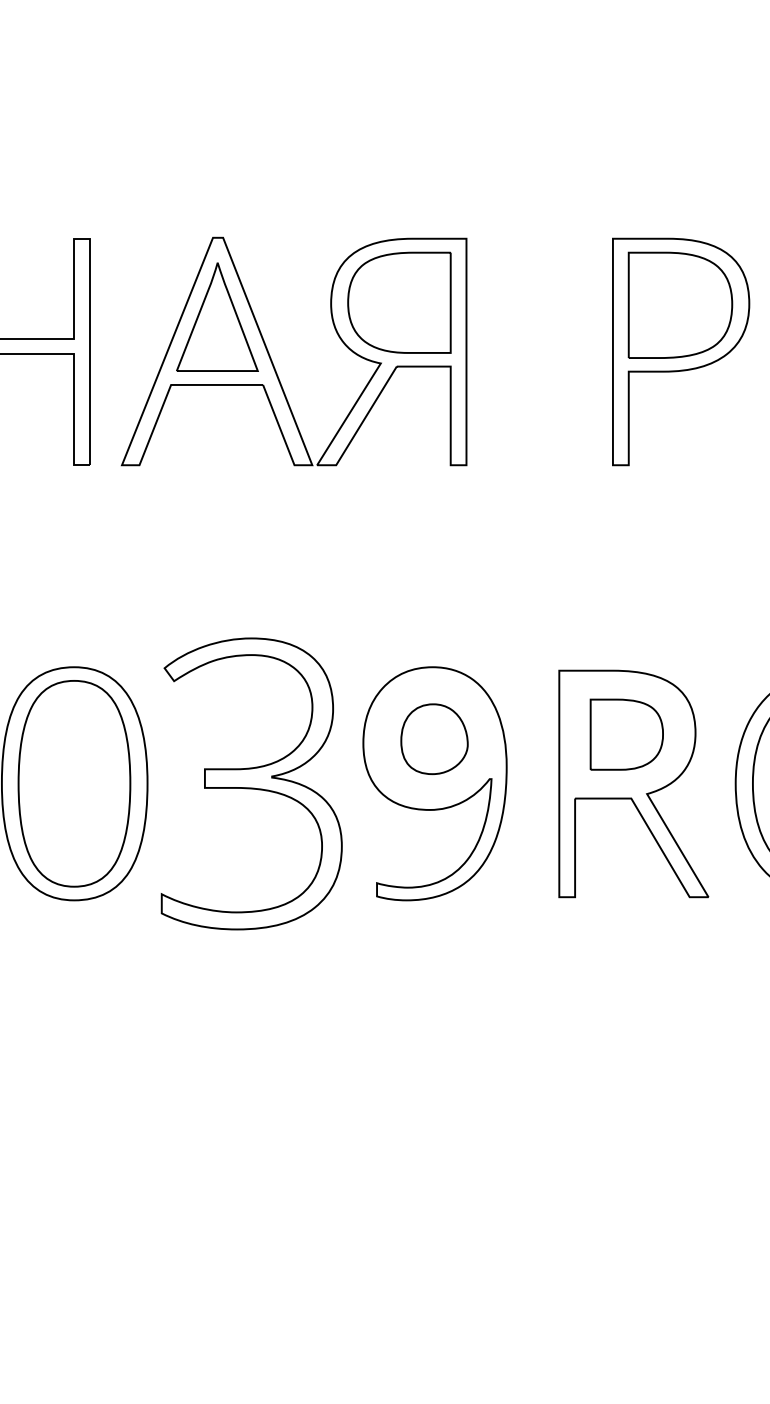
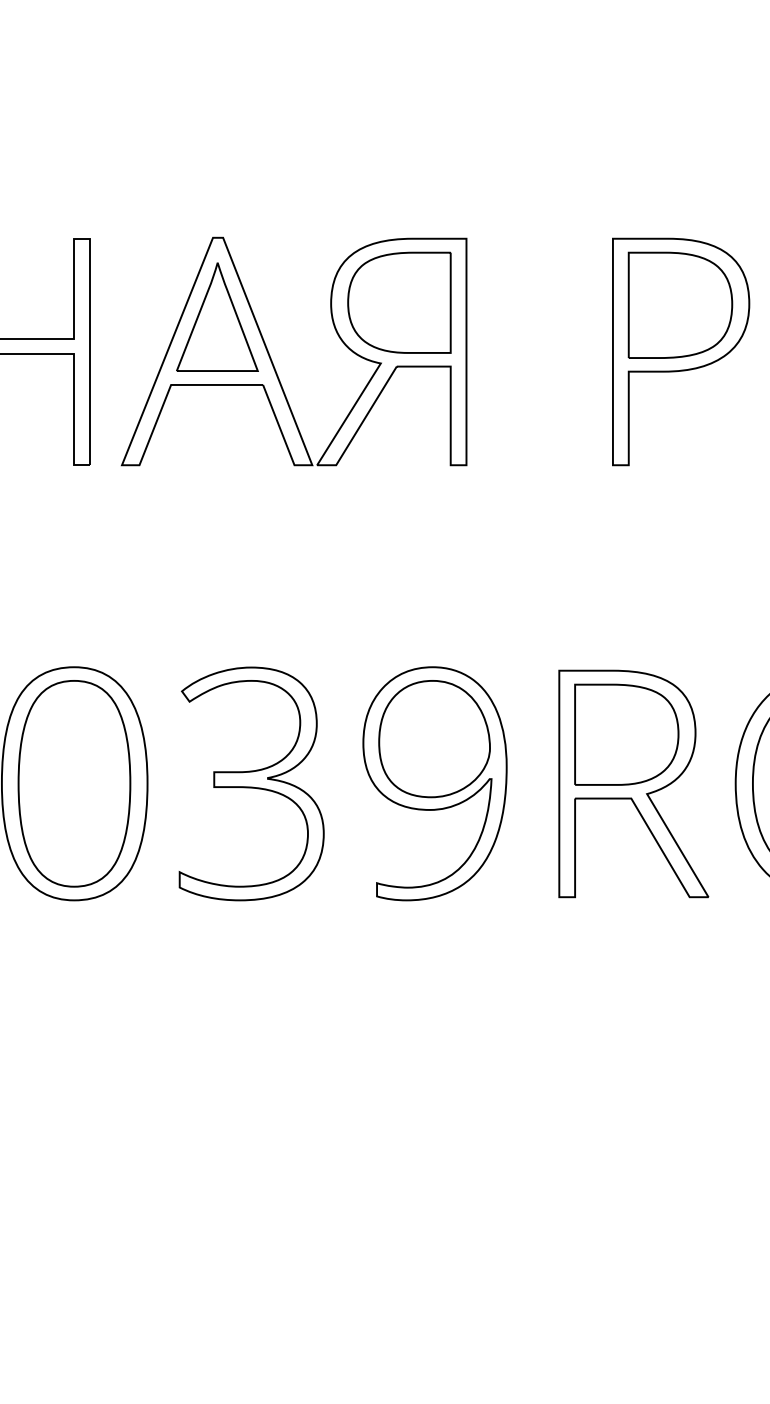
part size: 75x73 px -> 106x103 px (626, 734)
part size: 69x73 px -> 113x119 px (434, 739)
part size: 183x294 px -> 147x236 px (251, 783)
